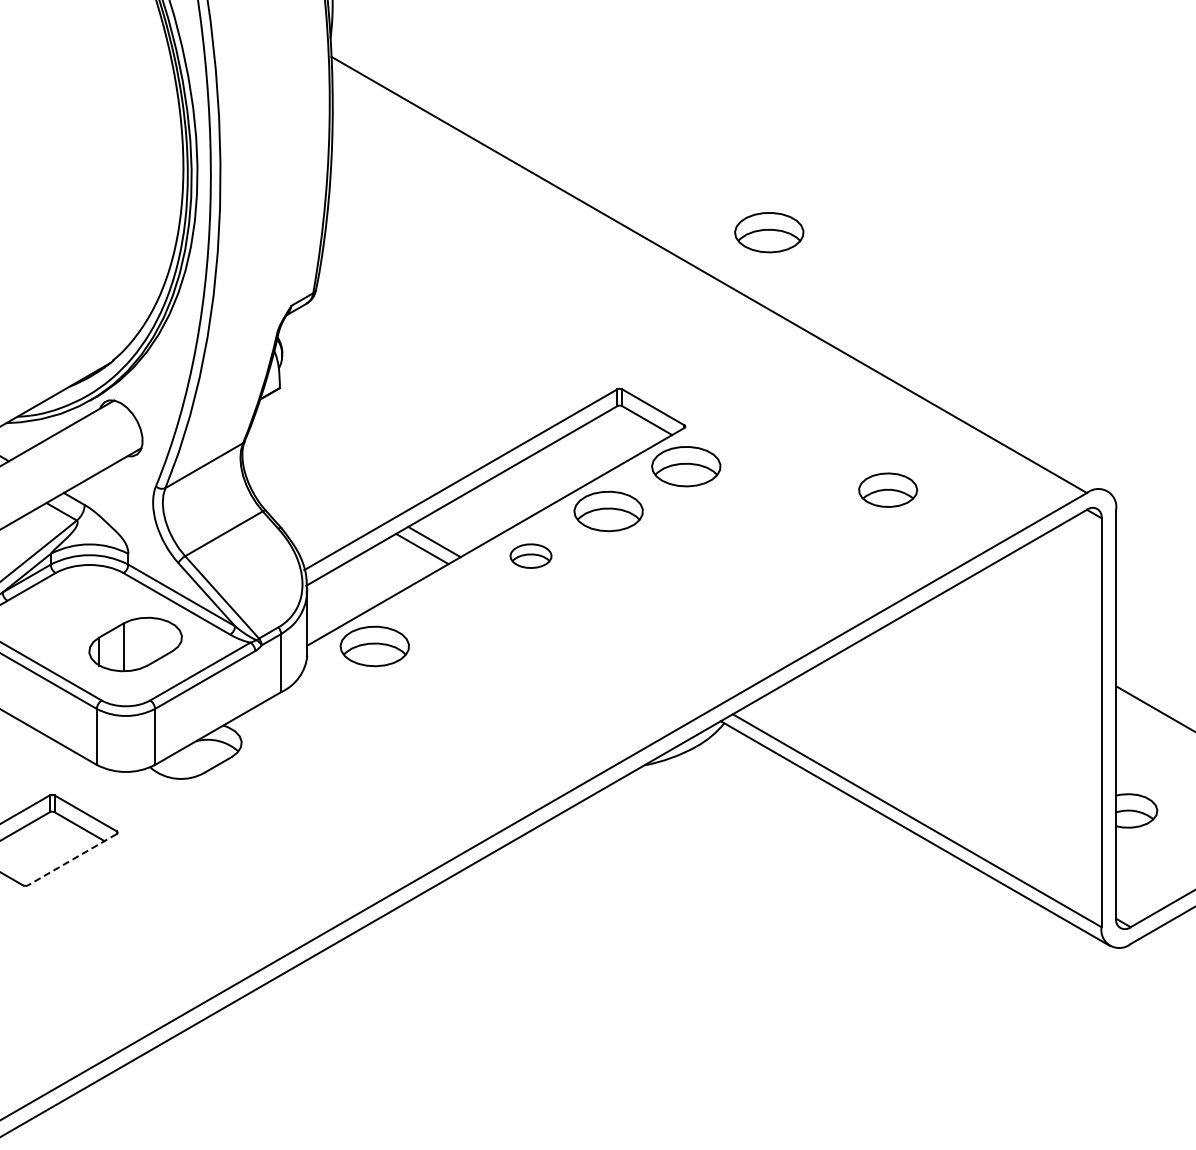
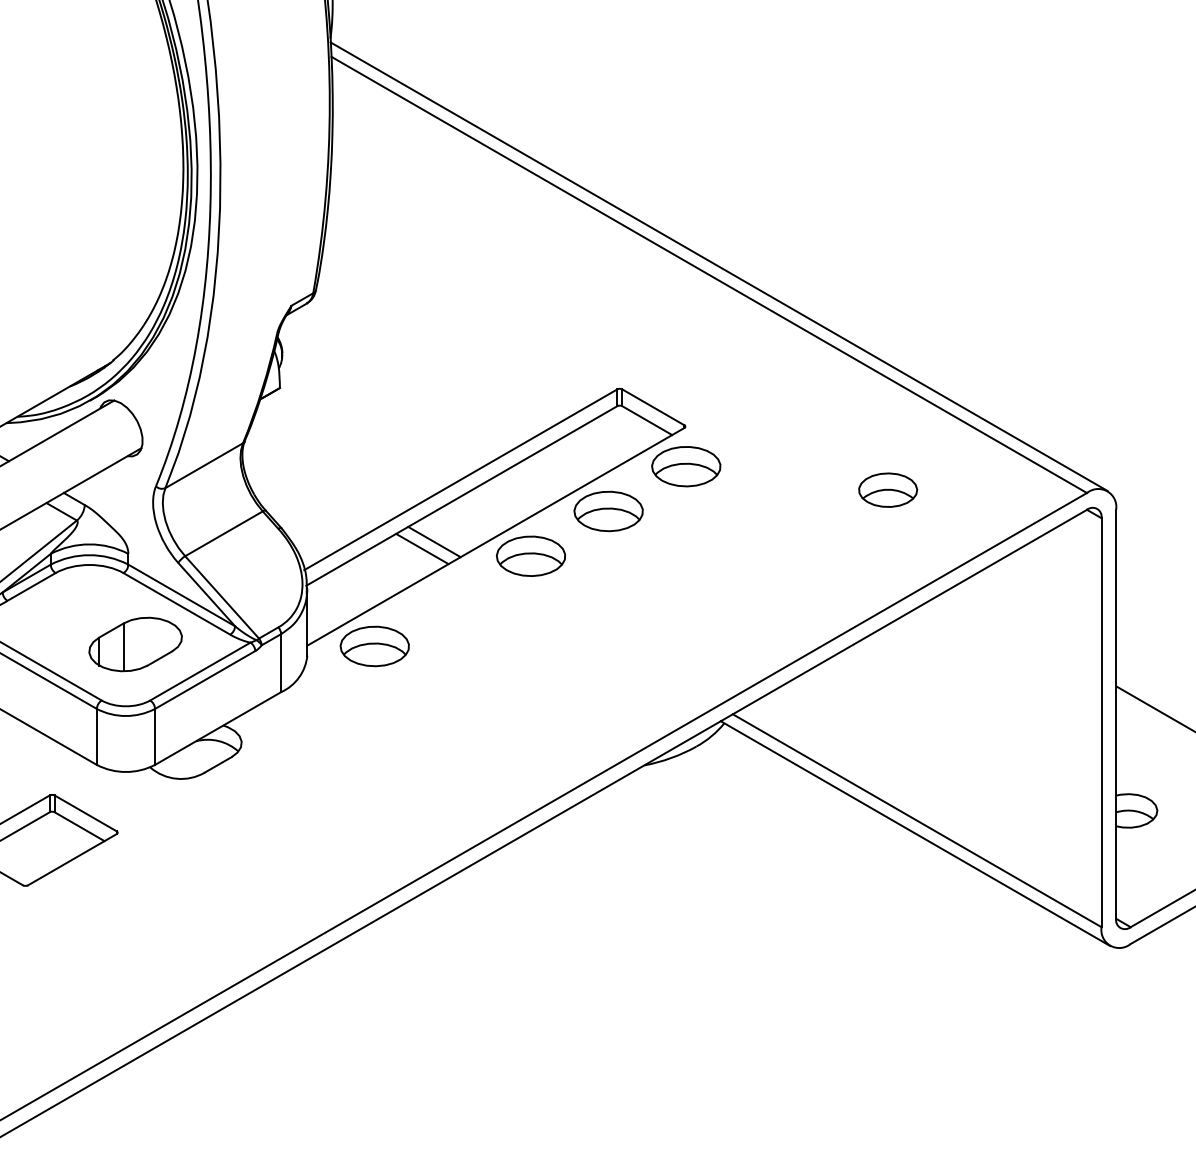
part: present -> none (769, 232)
line: none -> present (718, 266)
part size: 44x26 px -> 72x42 px (530, 555)
line: dashed -> solid (71, 860)
